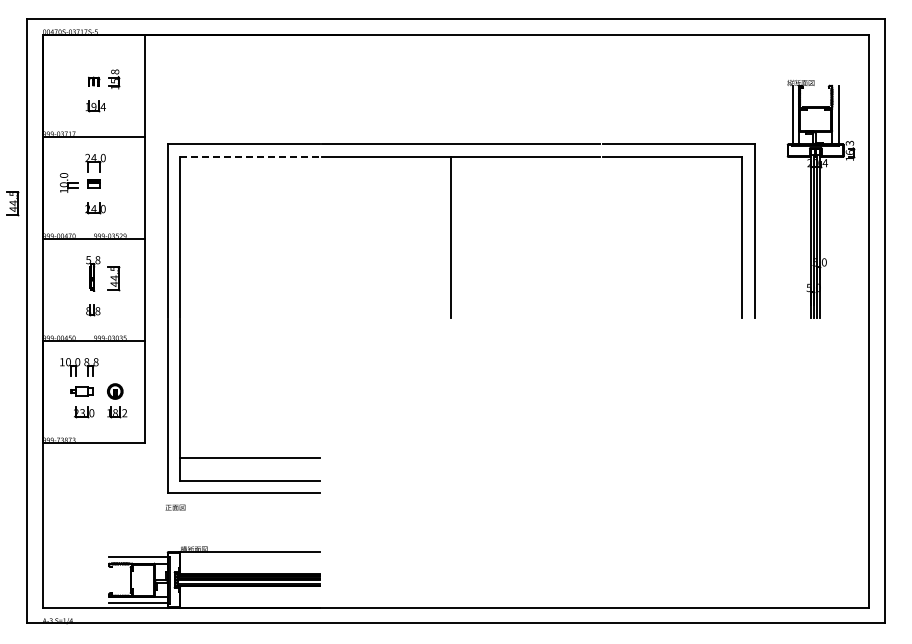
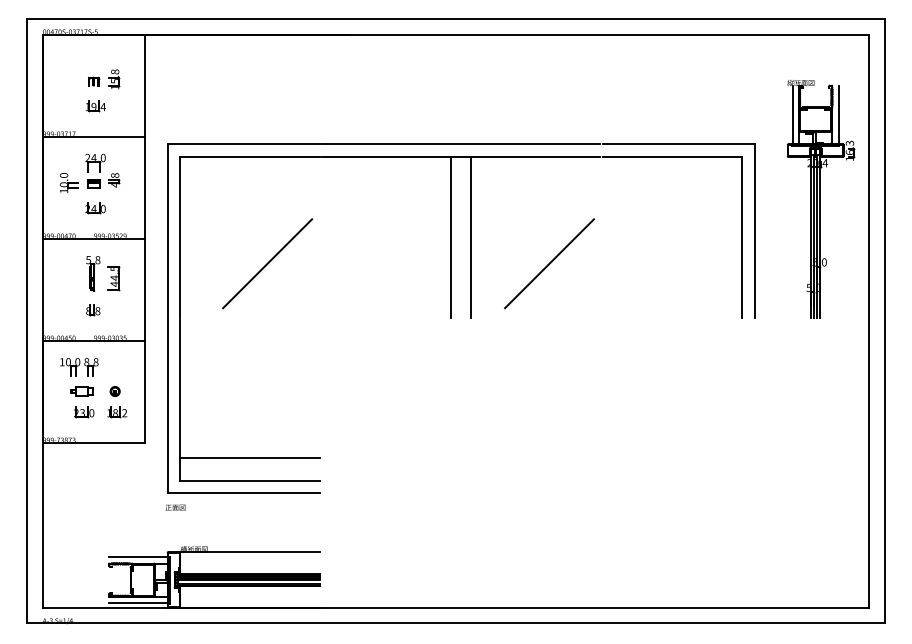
line: dashed -> solid (249, 157)
part: none -> present (114, 180)
part: present -> none (12, 203)
line: none -> present (471, 237)
line: none -> present (267, 263)
line: none -> present (549, 263)
part size: 17x17 px -> 12x11 px (114, 391)
